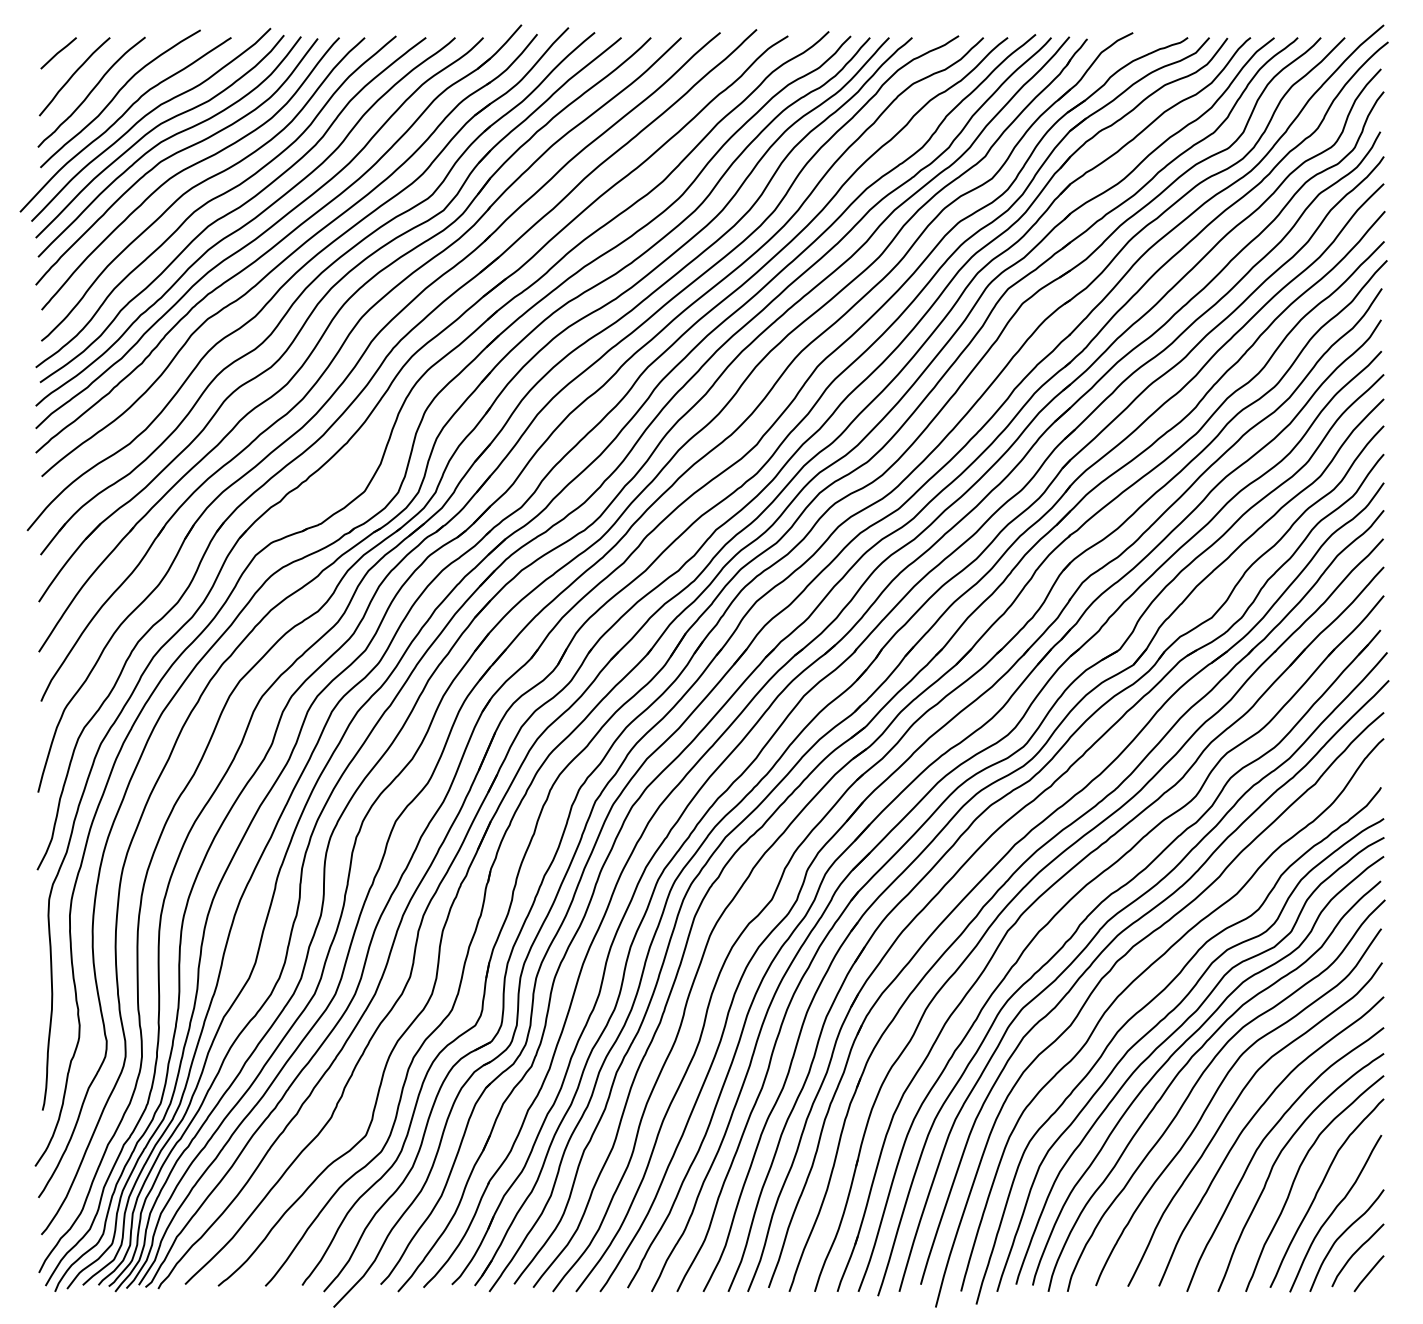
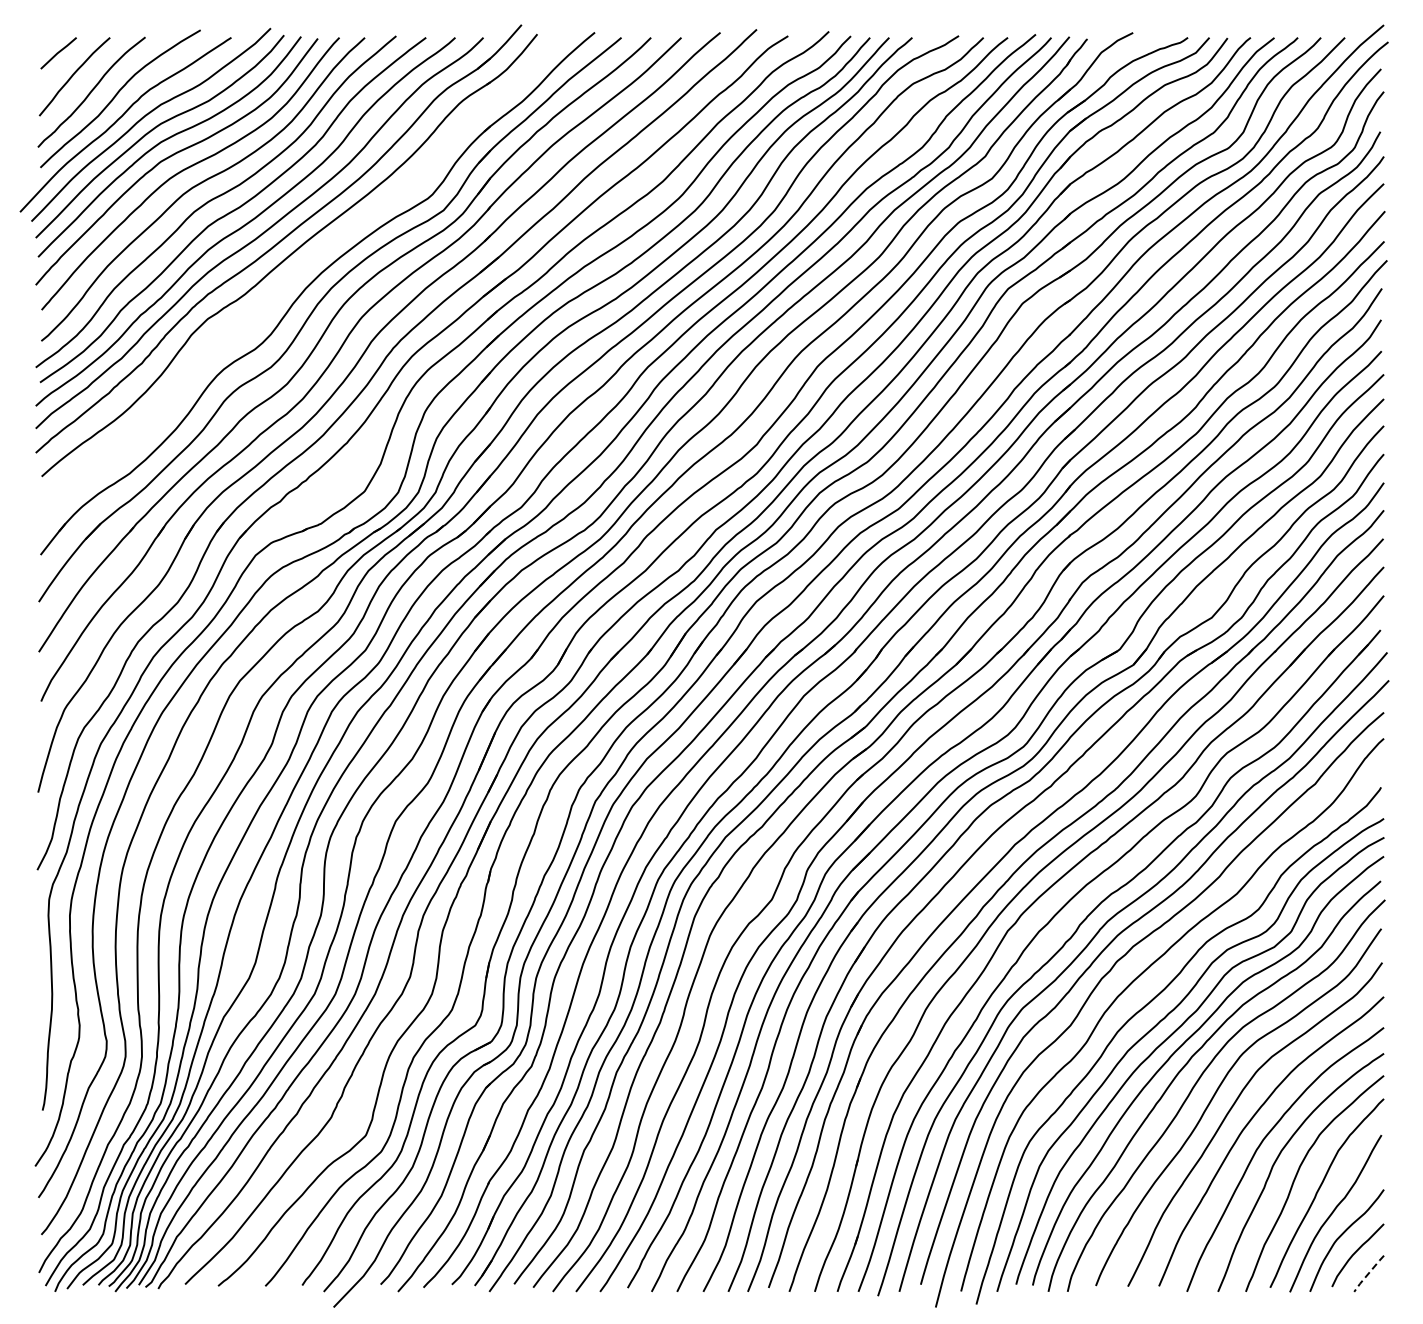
part: present -> none (297, 279)
line: solid -> dashed (1368, 1273)
